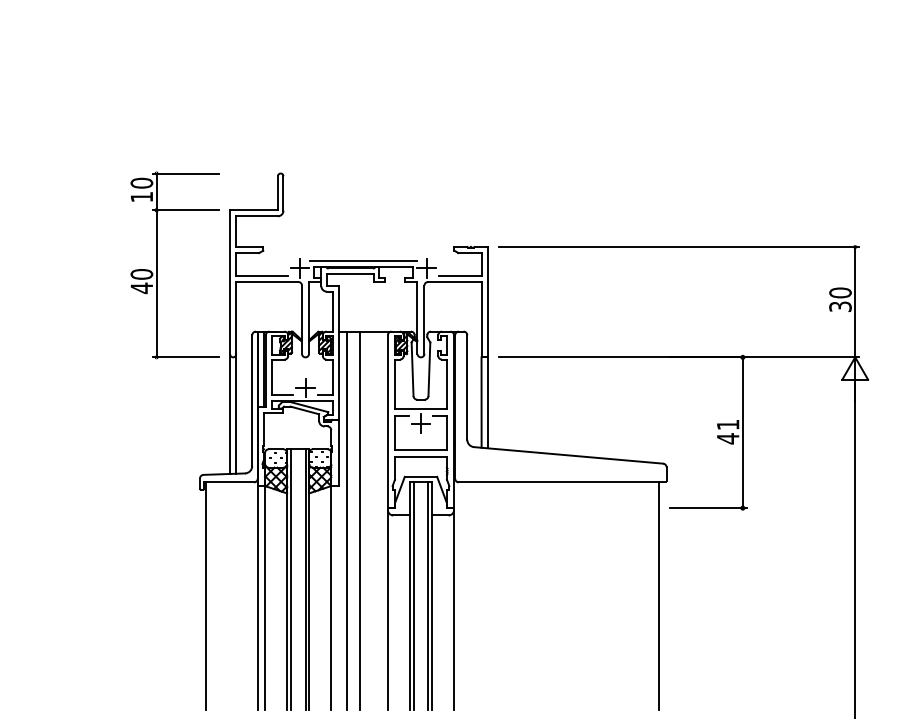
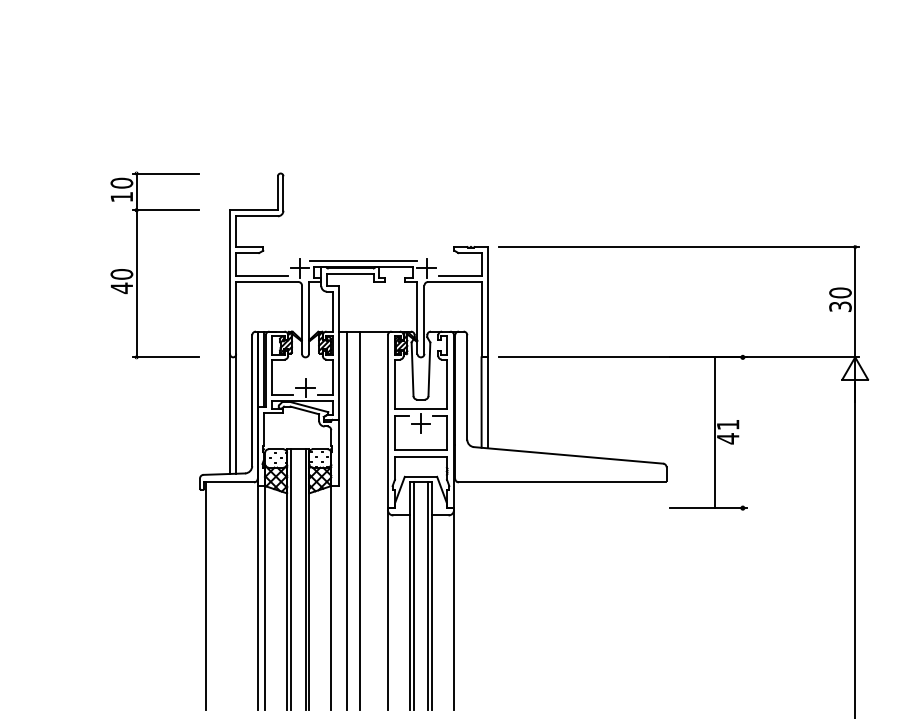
part position: (157, 265) -> (137, 265) (137, 265)
line position: (742, 432) -> (714, 432) (714, 432)
line: present -> none (659, 596)
